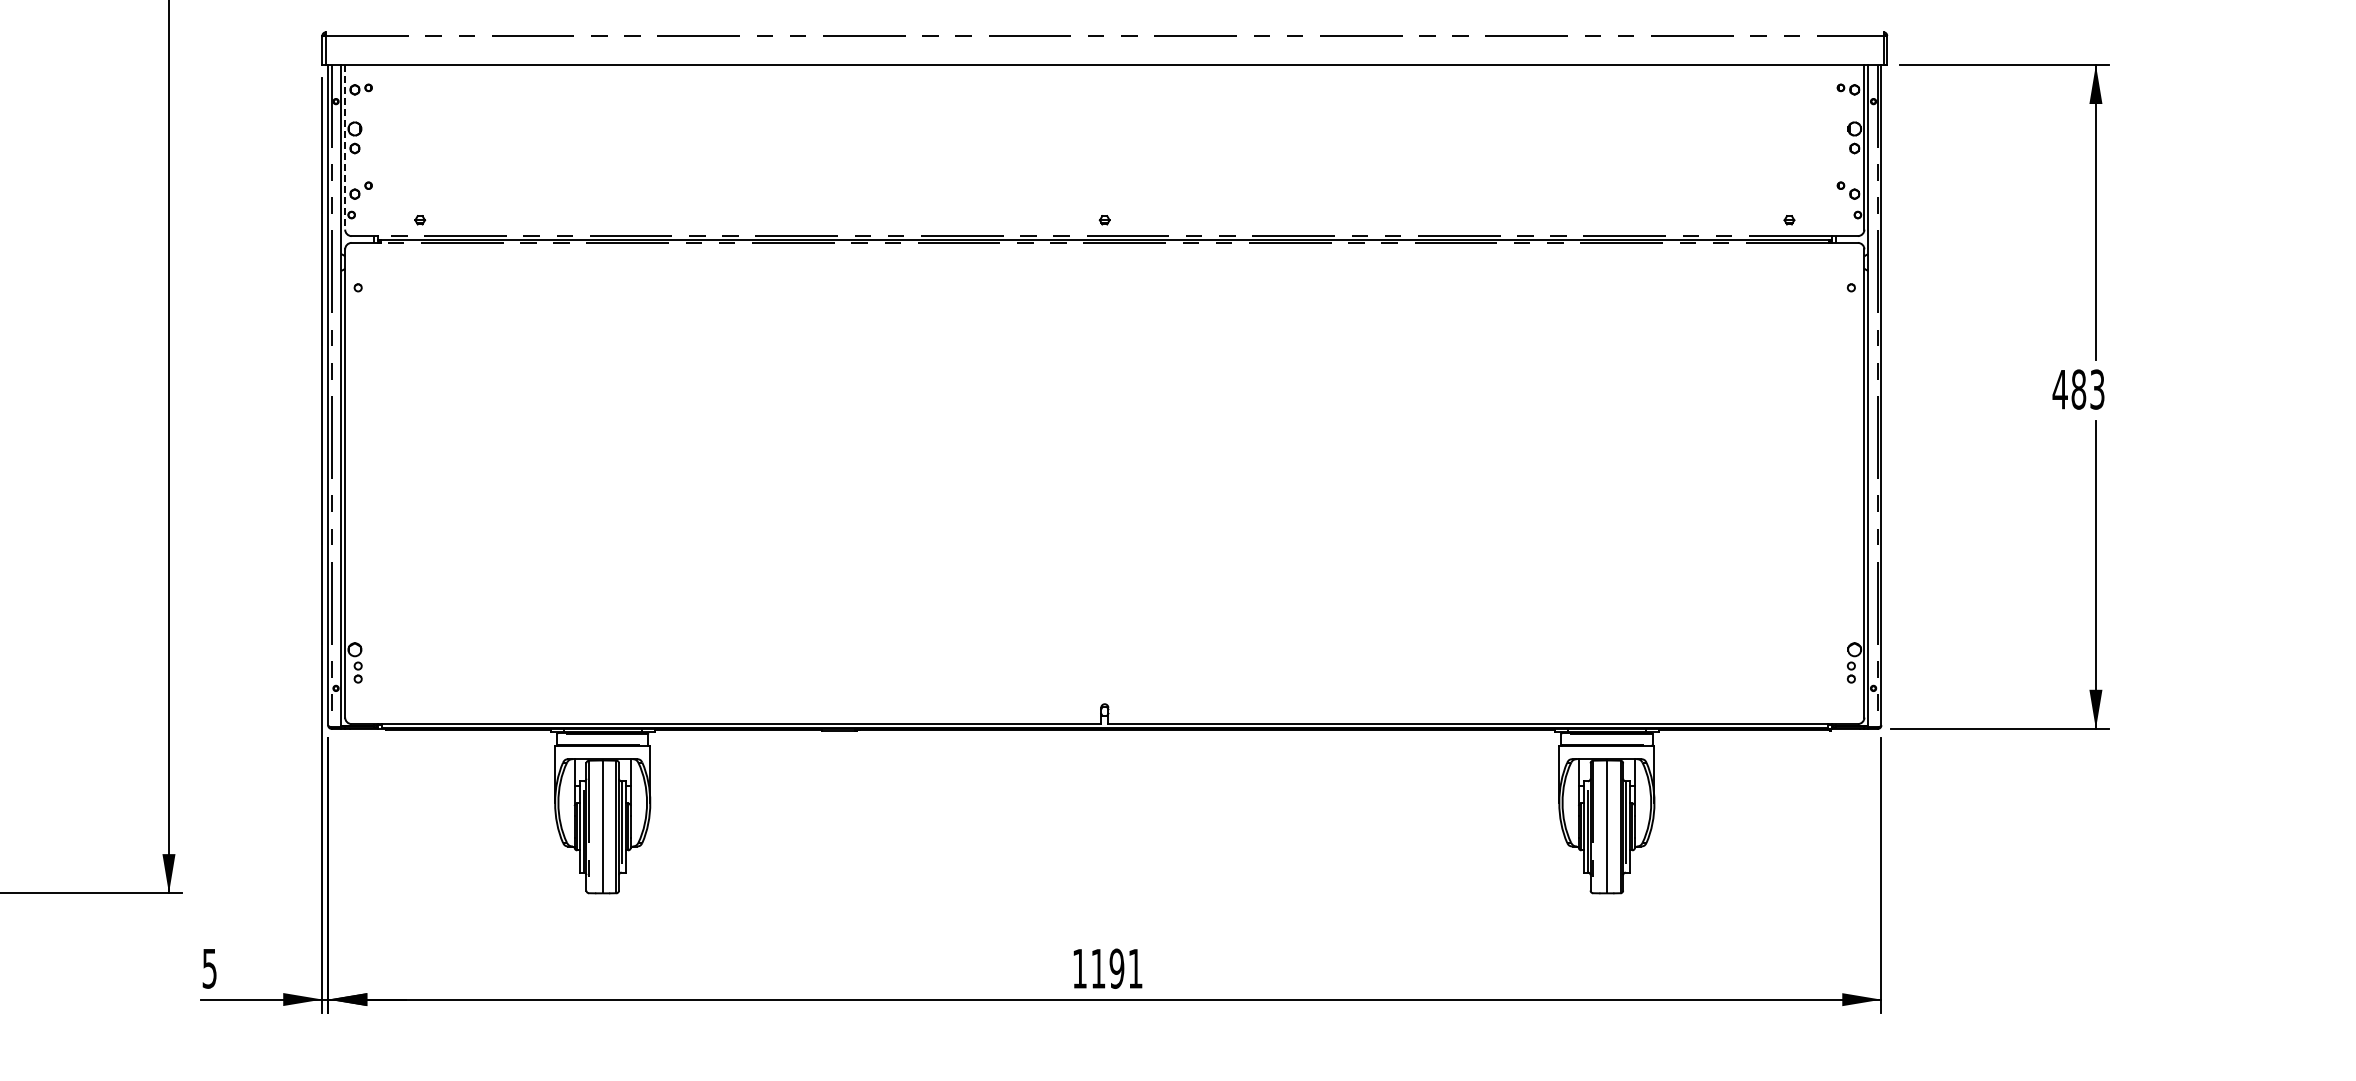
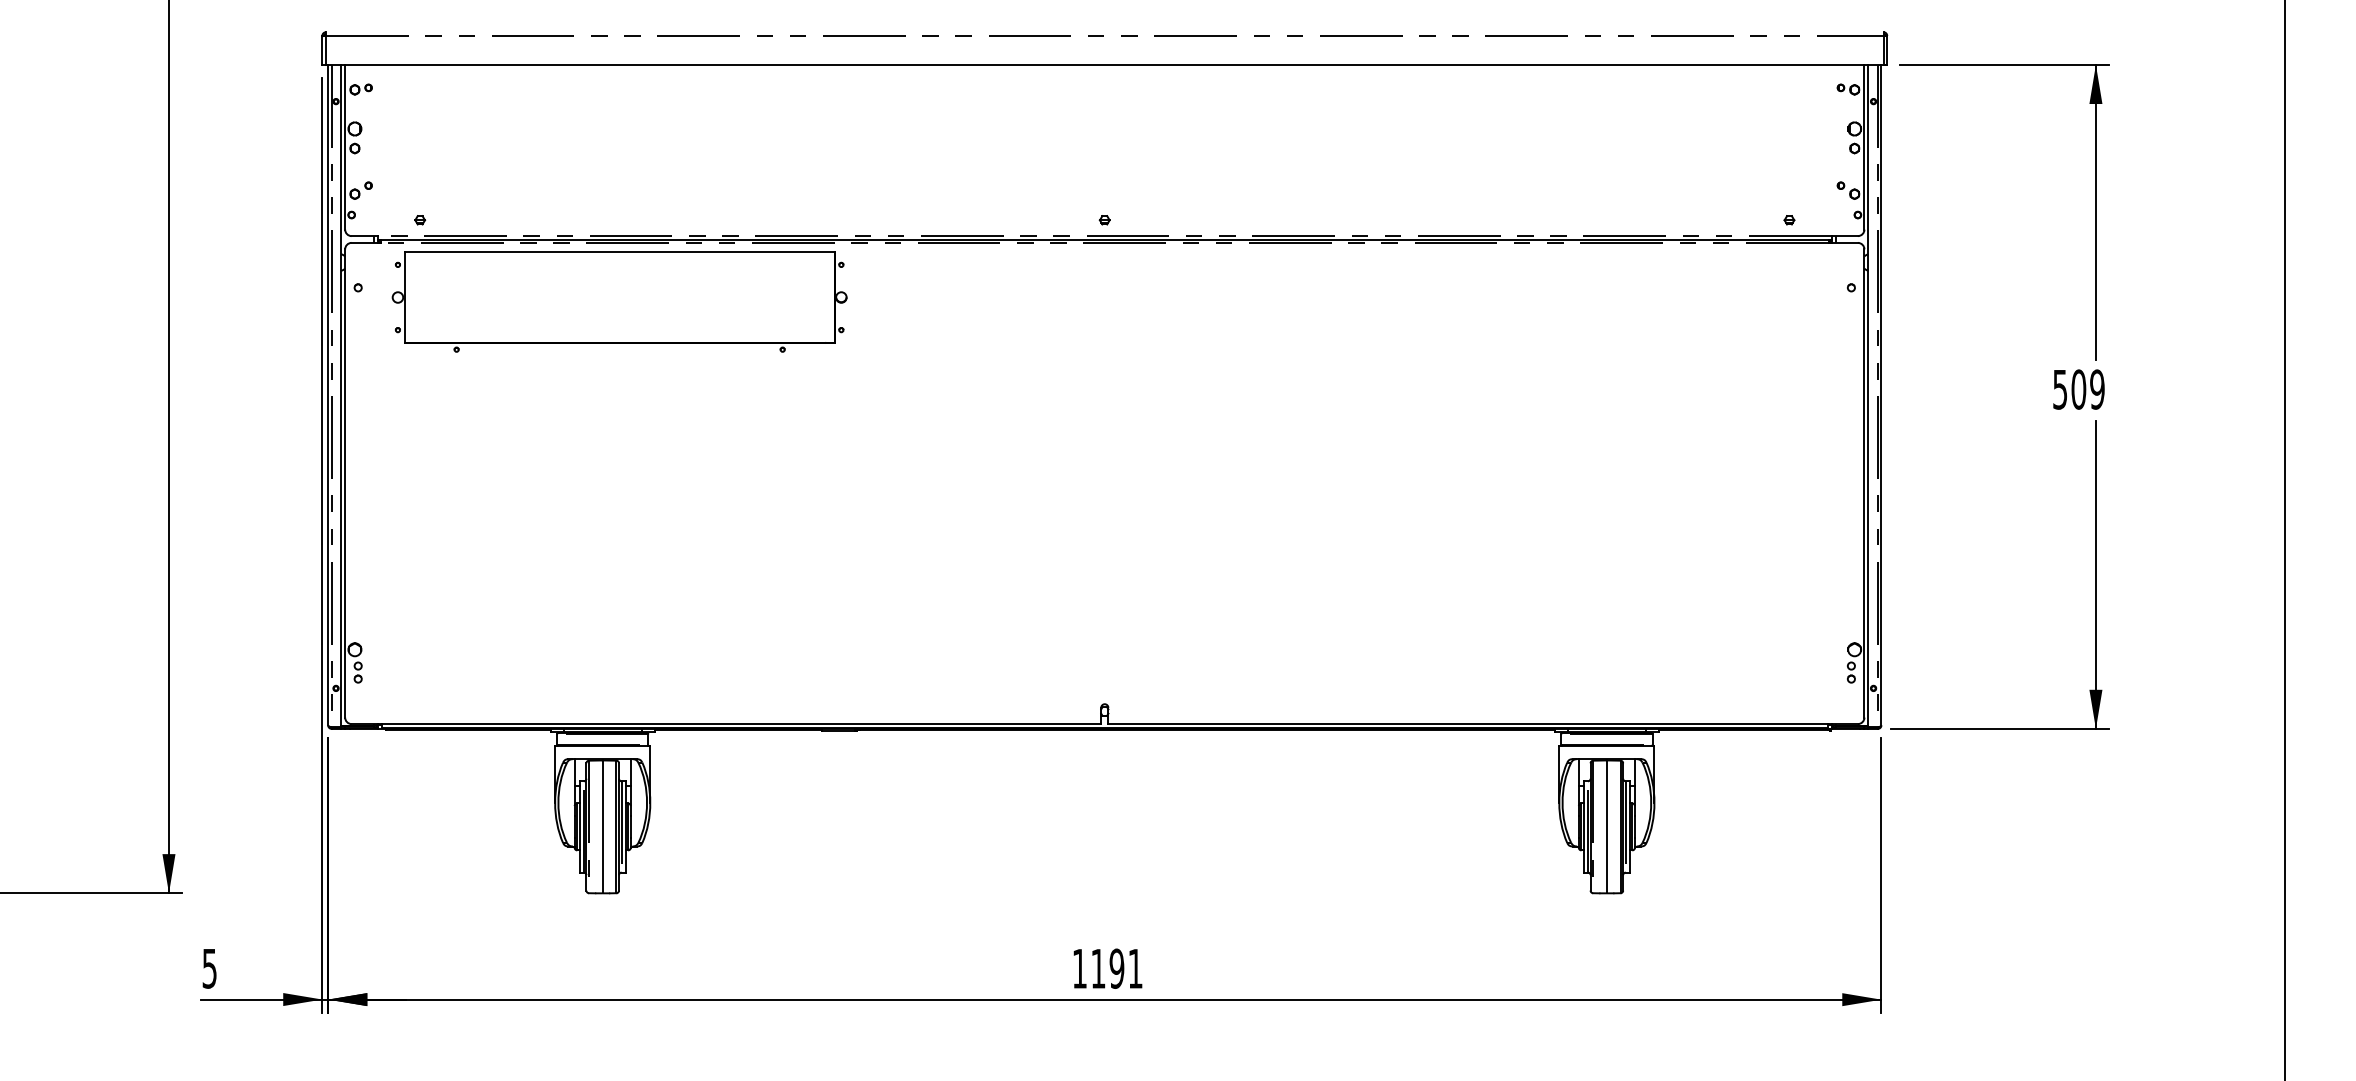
line: dashed -> solid (345, 147)
part: none -> present (619, 301)
text: 483 -> 509 (2078, 389)
line: none -> present (2285, 539)
